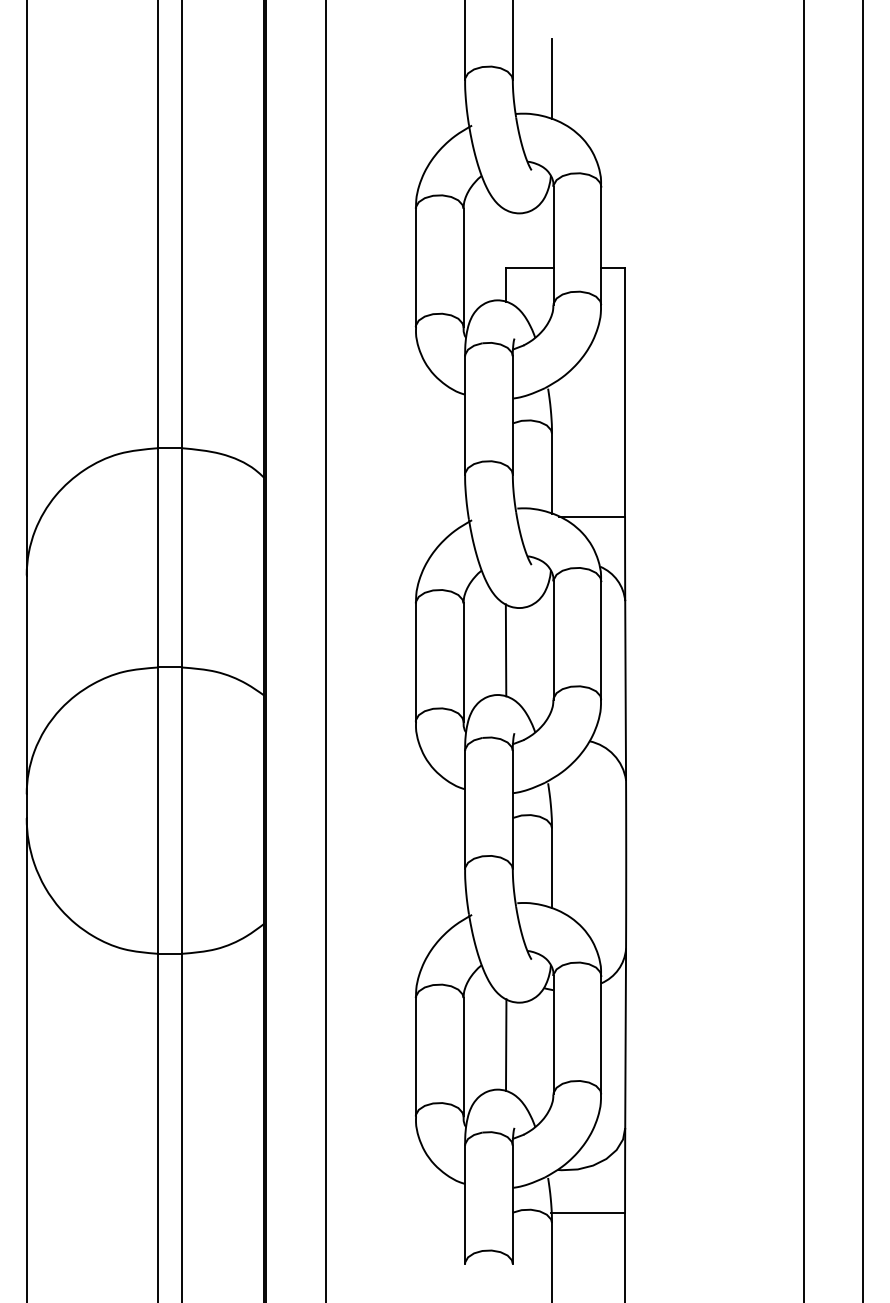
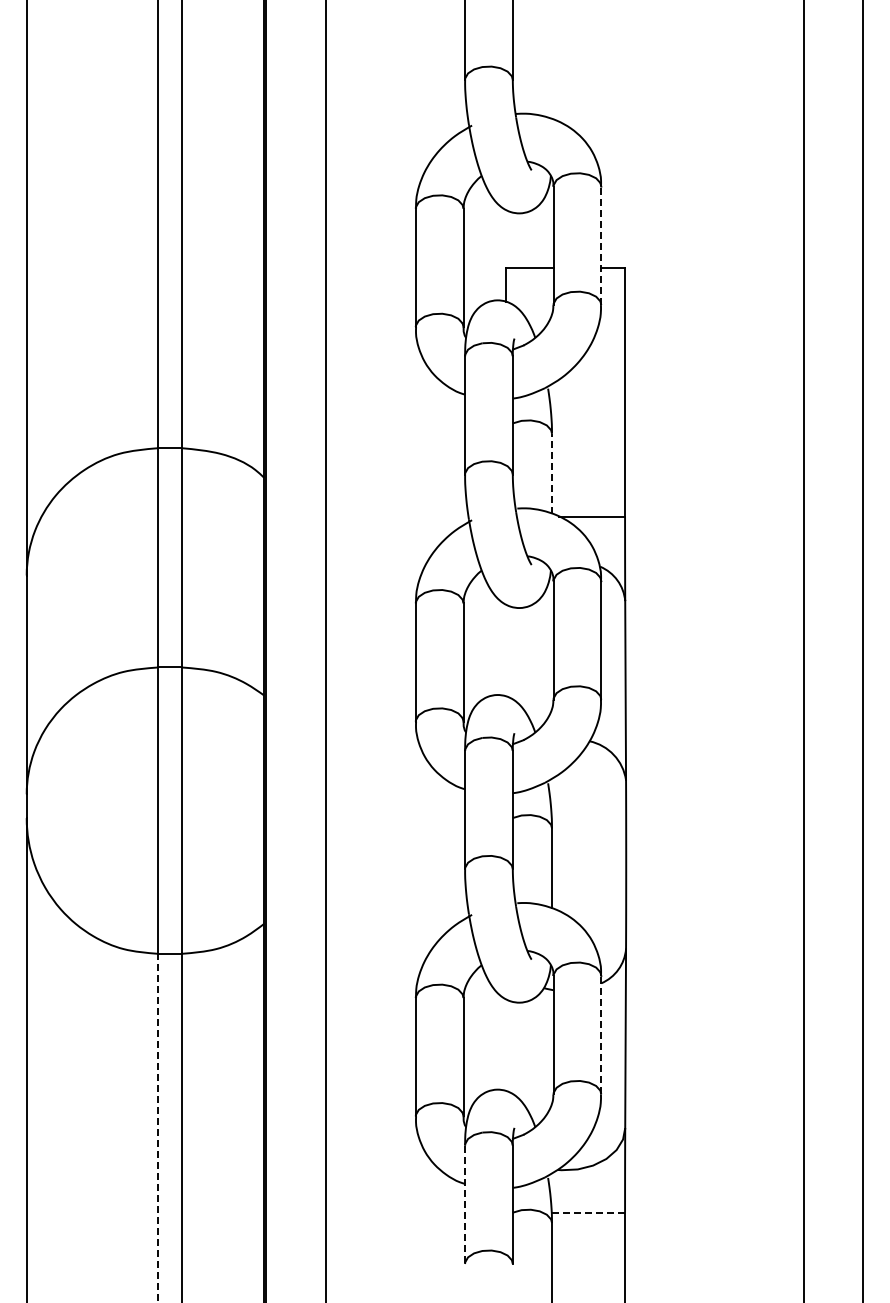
line: present -> none (552, 79)
line: solid -> dashed (601, 245)
line: solid -> dashed (552, 473)
line: present -> none (505, 650)
line: solid -> dashed (601, 1034)
line: present -> none (506, 1044)
line: solid -> dashed (158, 1128)
line: solid -> dashed (465, 1205)
line: solid -> dashed (588, 1212)
